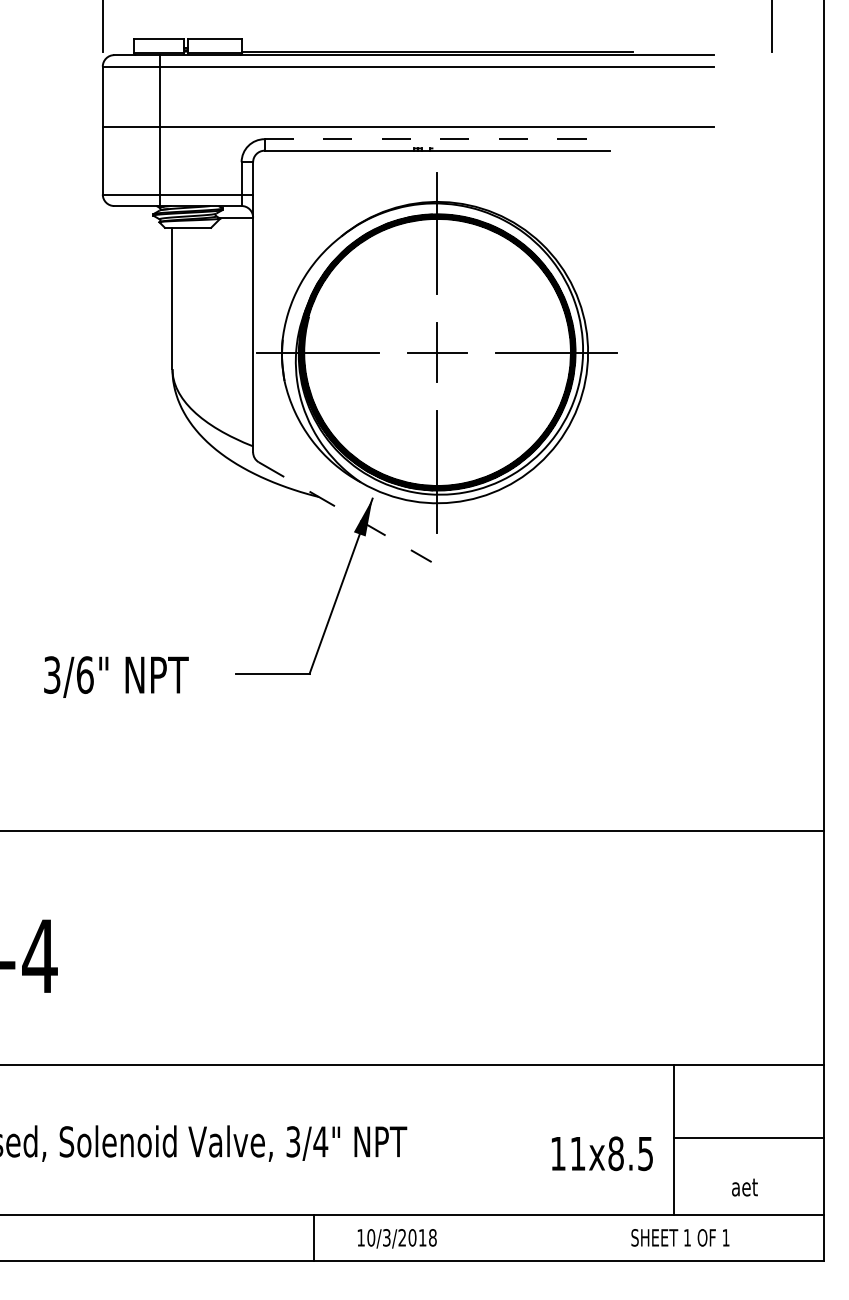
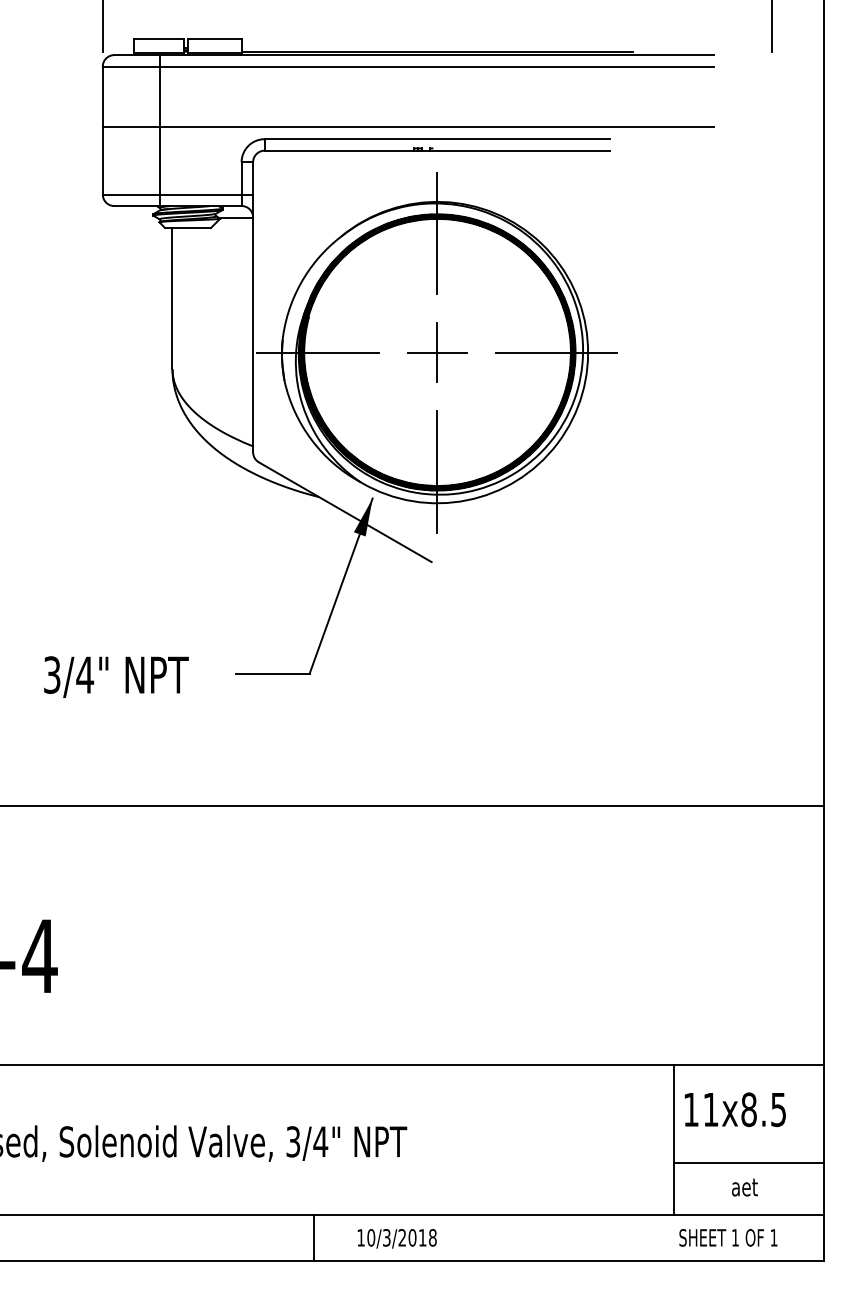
line: dashed -> solid (437, 139)
line: dashed -> solid (345, 512)
text: 3/6" -> 3/4" (85, 674)
line position: (412, 831) -> (412, 806) (412, 806)
line position: (748, 1138) -> (748, 1163) (748, 1163)
text position: (602, 1153) -> (735, 1109) (735, 1109)
text position: (680, 1237) -> (728, 1237) (728, 1237)
